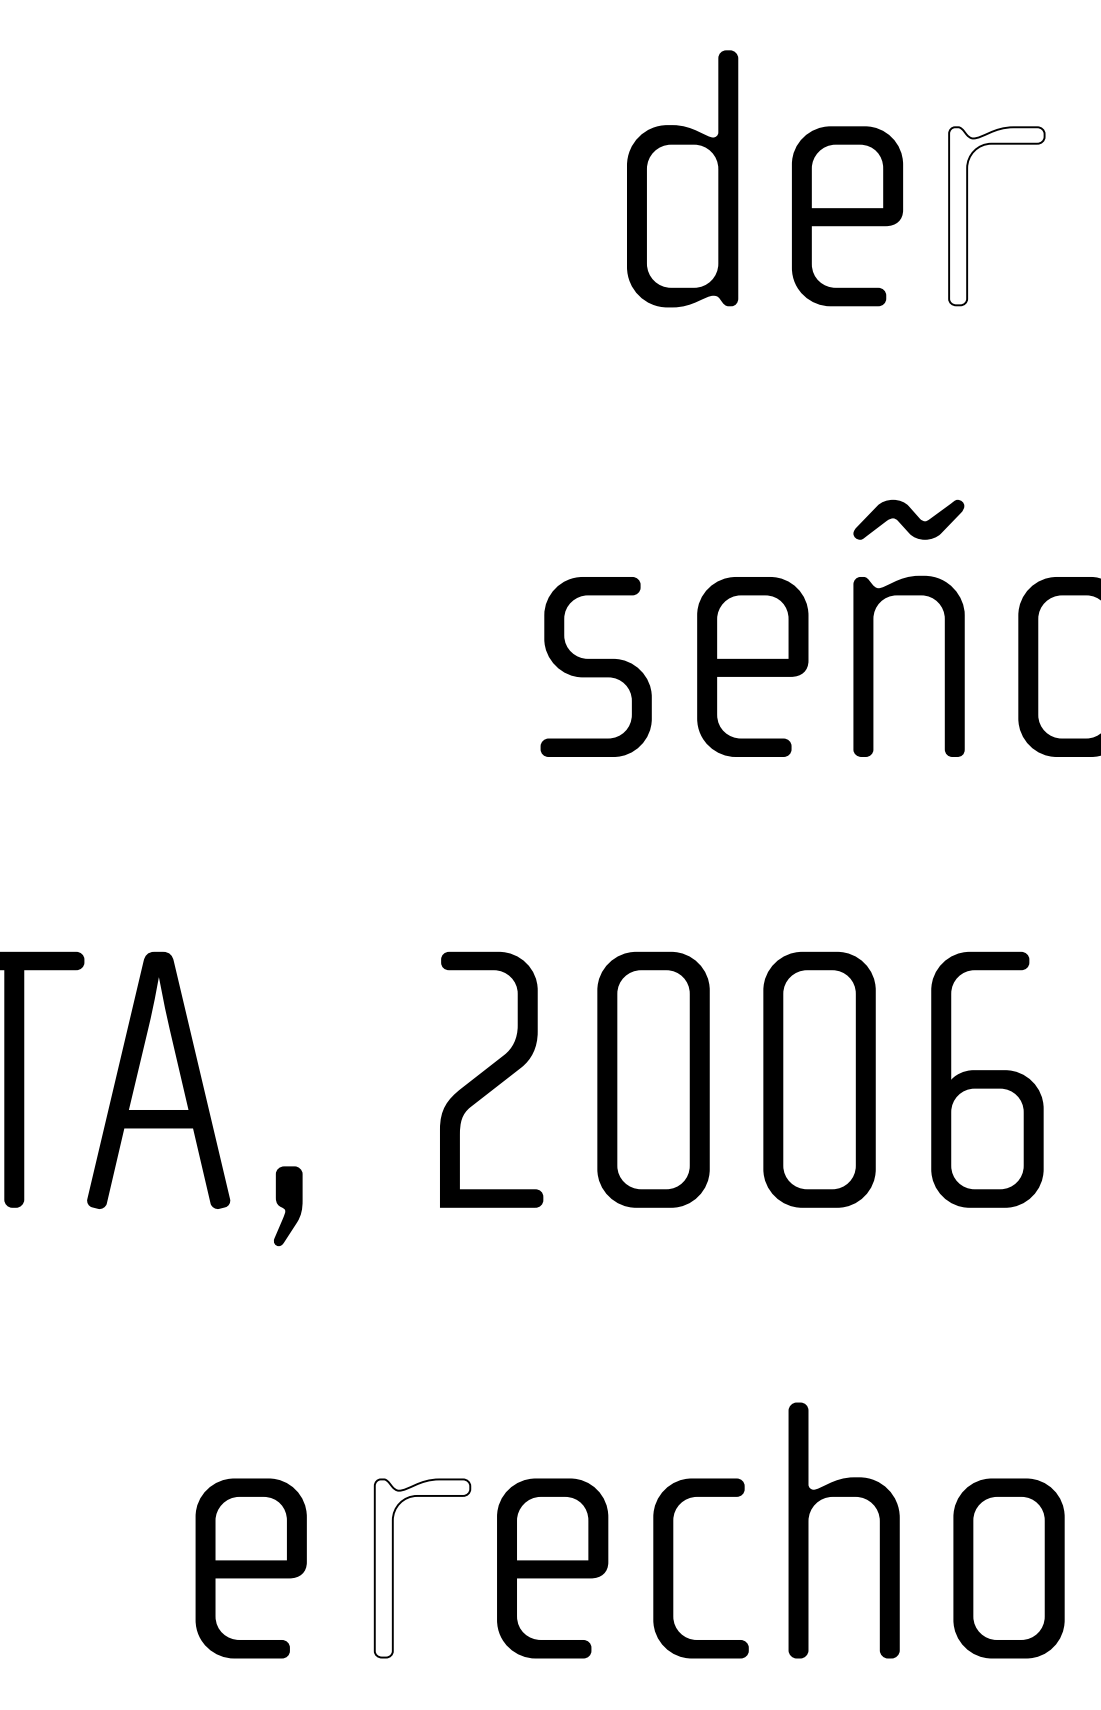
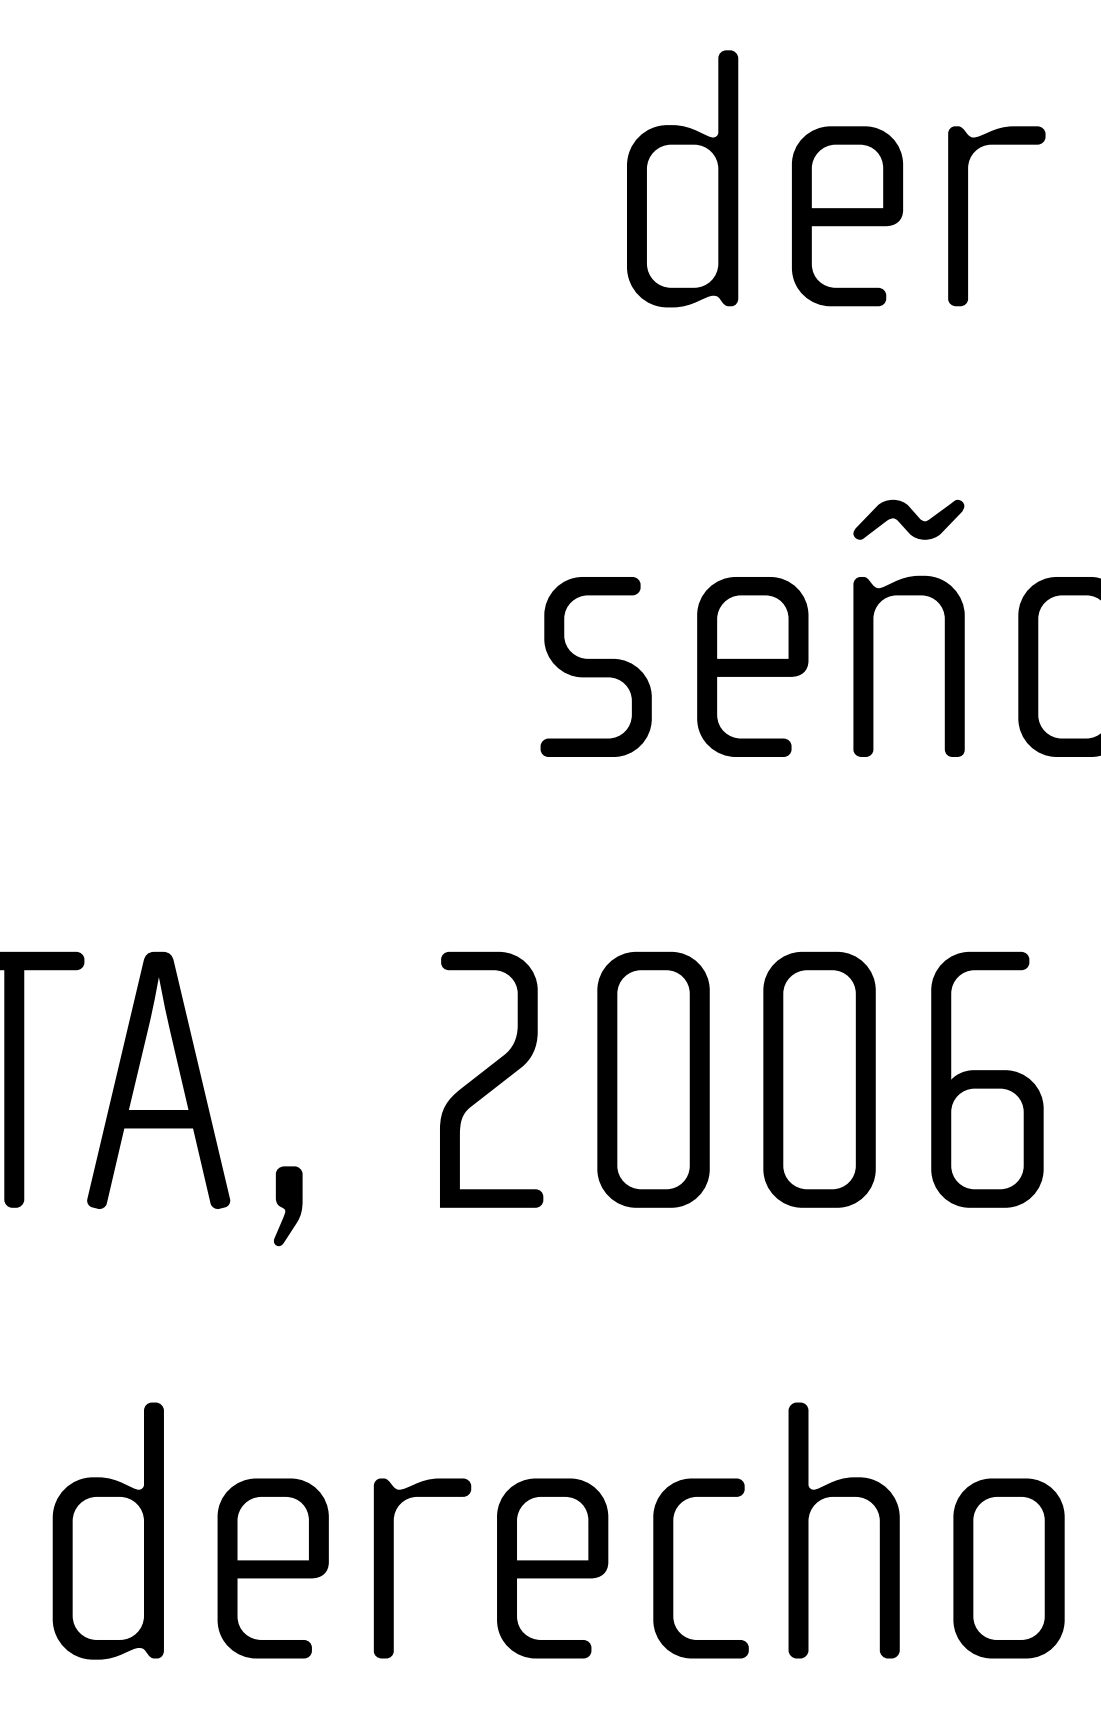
fill: none -> present (996, 216)
part: none -> present (107, 1530)
part position: (250, 1568) -> (272, 1568) (272, 1568)
fill: none -> present (422, 1568)
